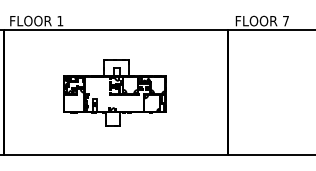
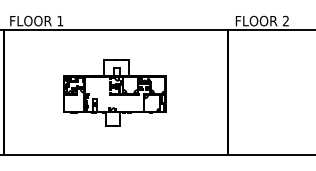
text: 7 -> 2 (285, 20)
